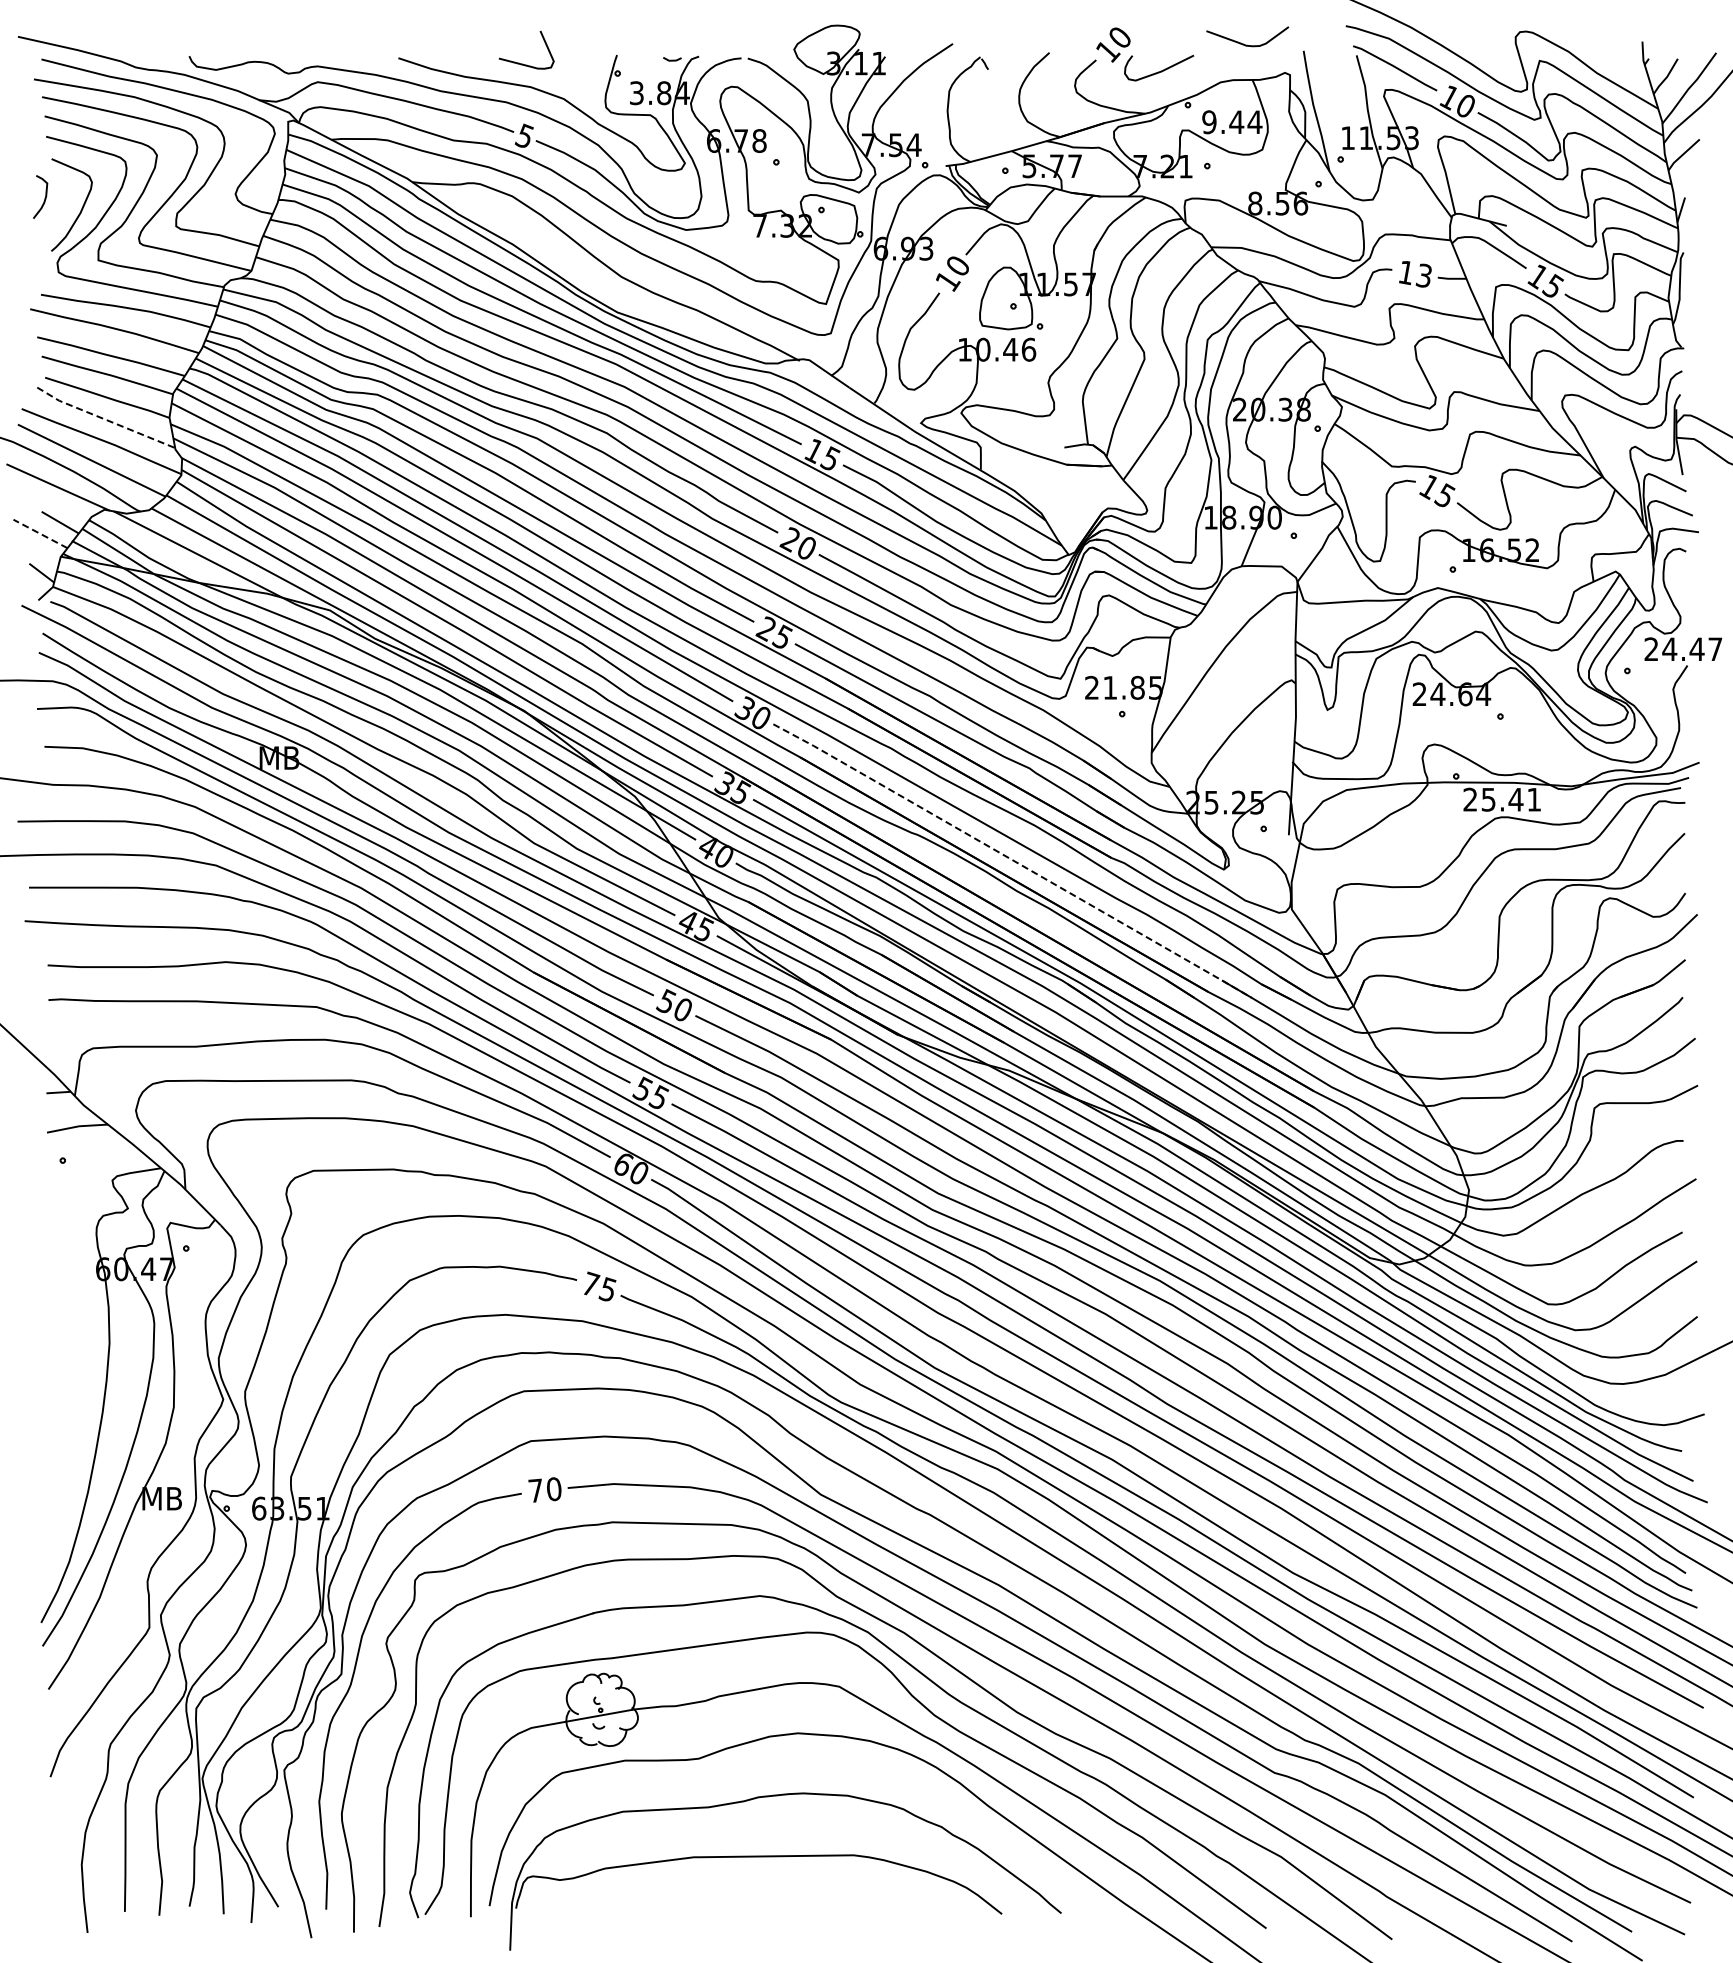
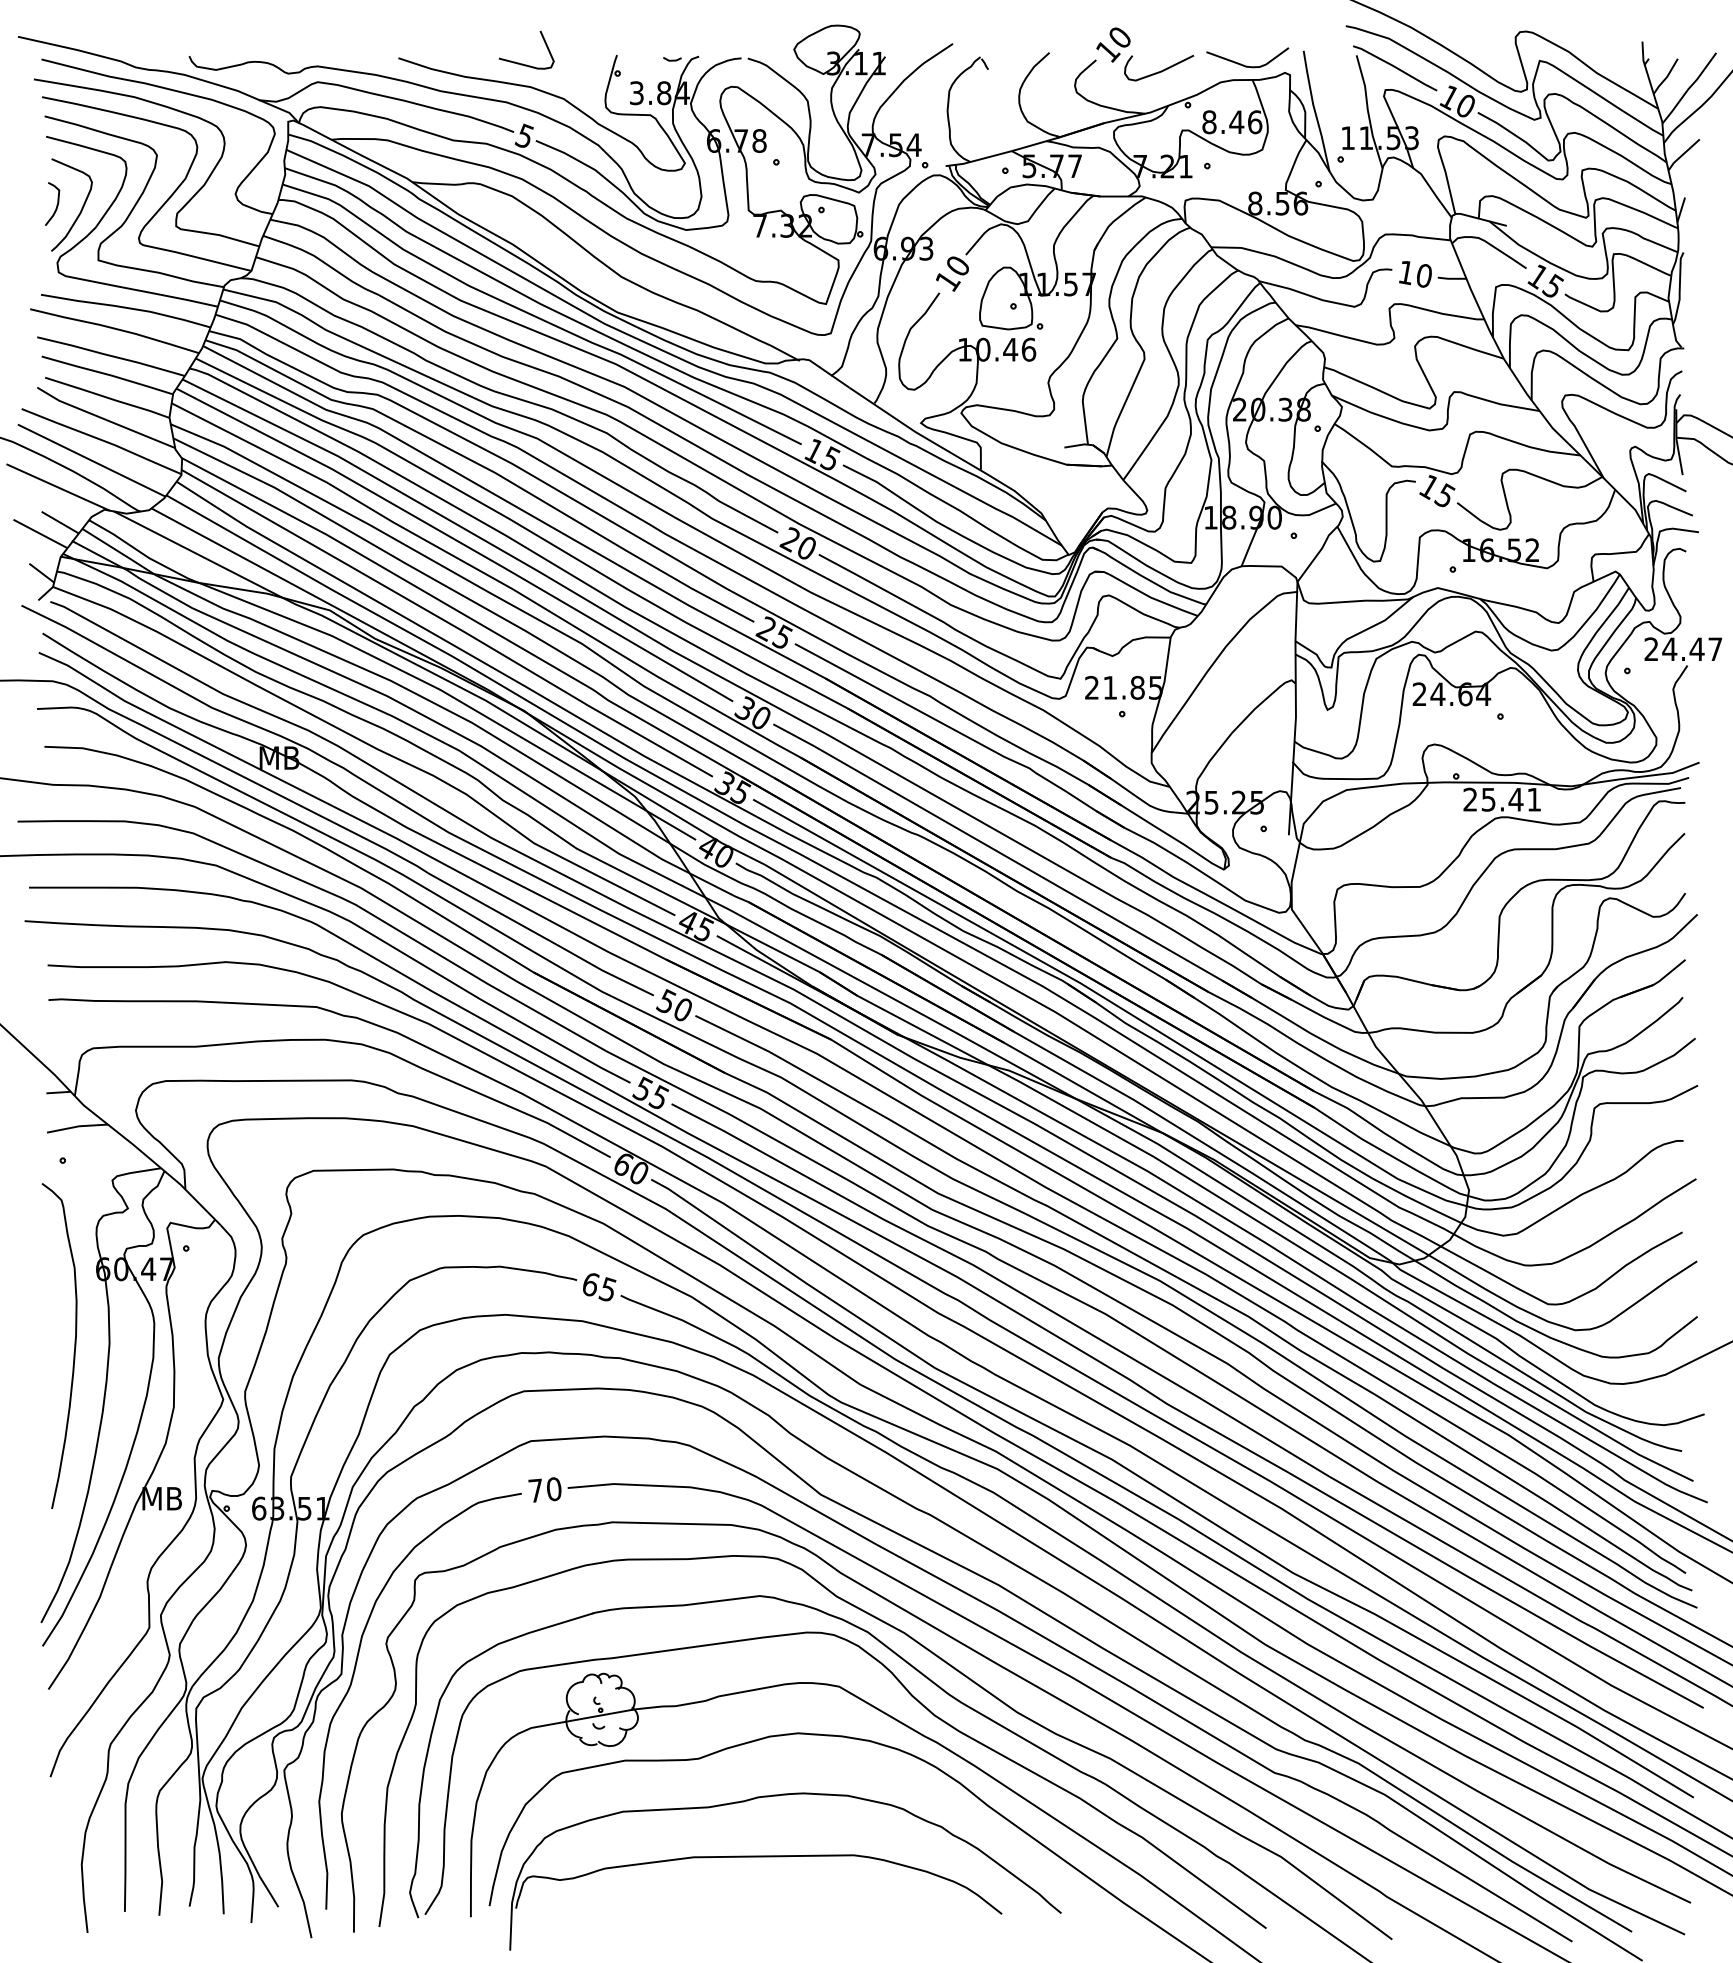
curve position: (1247, 44) -> (1247, 65) (1247, 65)
text: 9.44 -> 8.46 (1232, 122)
curve position: (44, 197) -> (56, 204) (56, 204)
text: 13 -> 10 (1423, 275)
line: dashed -> solid (105, 419)
line: dashed -> solid (40, 533)
line: dashed -> solid (1013, 860)
text: 75 -> 65 (591, 1283)
curve: none -> present (74, 1345)
